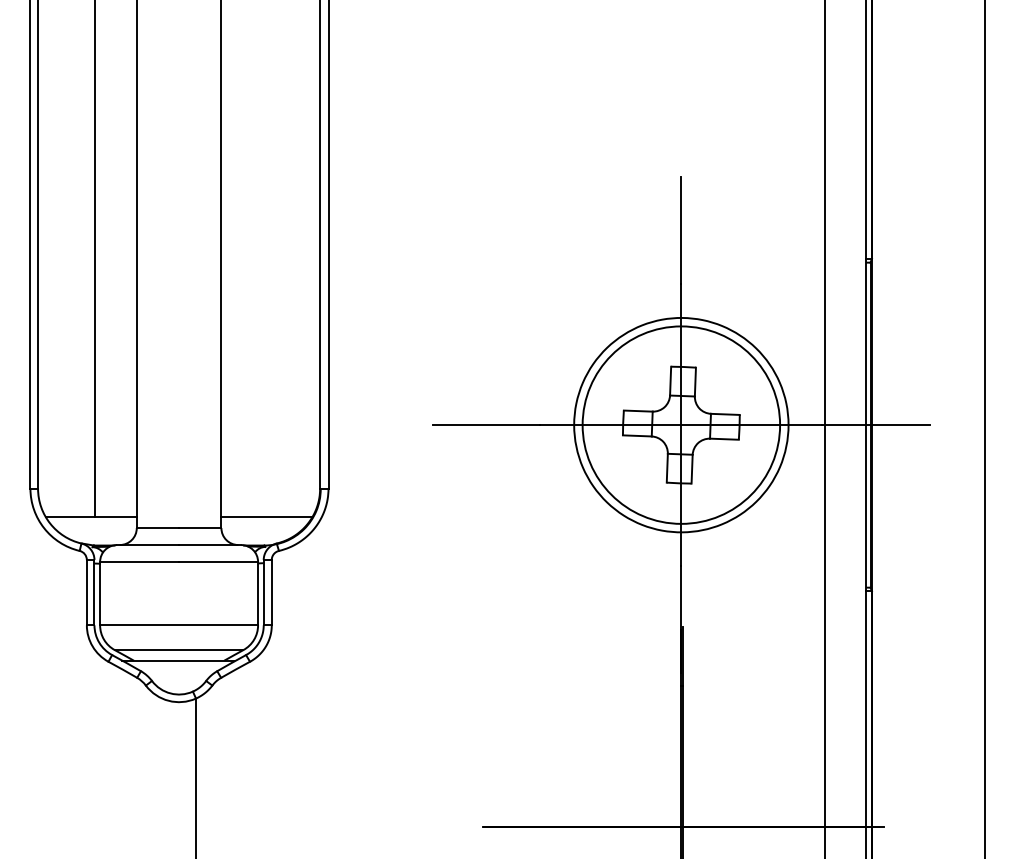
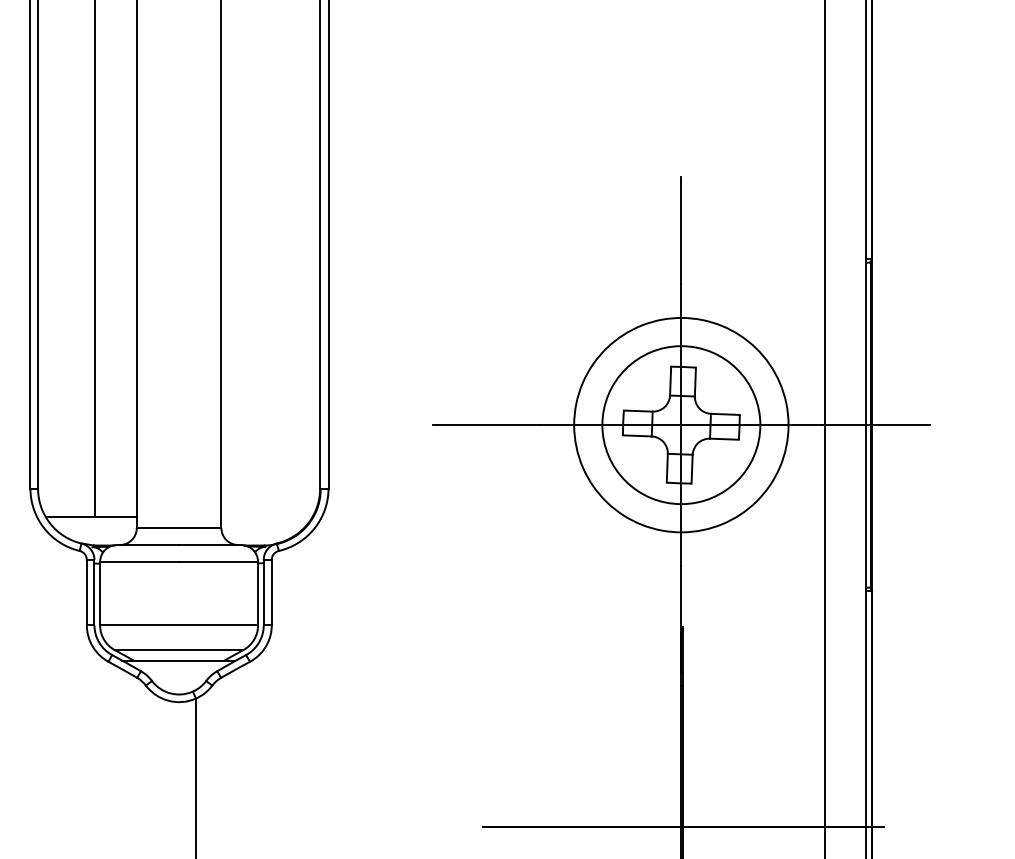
circle diameter: 197 px -> 158 px (681, 425)
line: present -> none (984, 428)
line: present -> none (266, 516)
